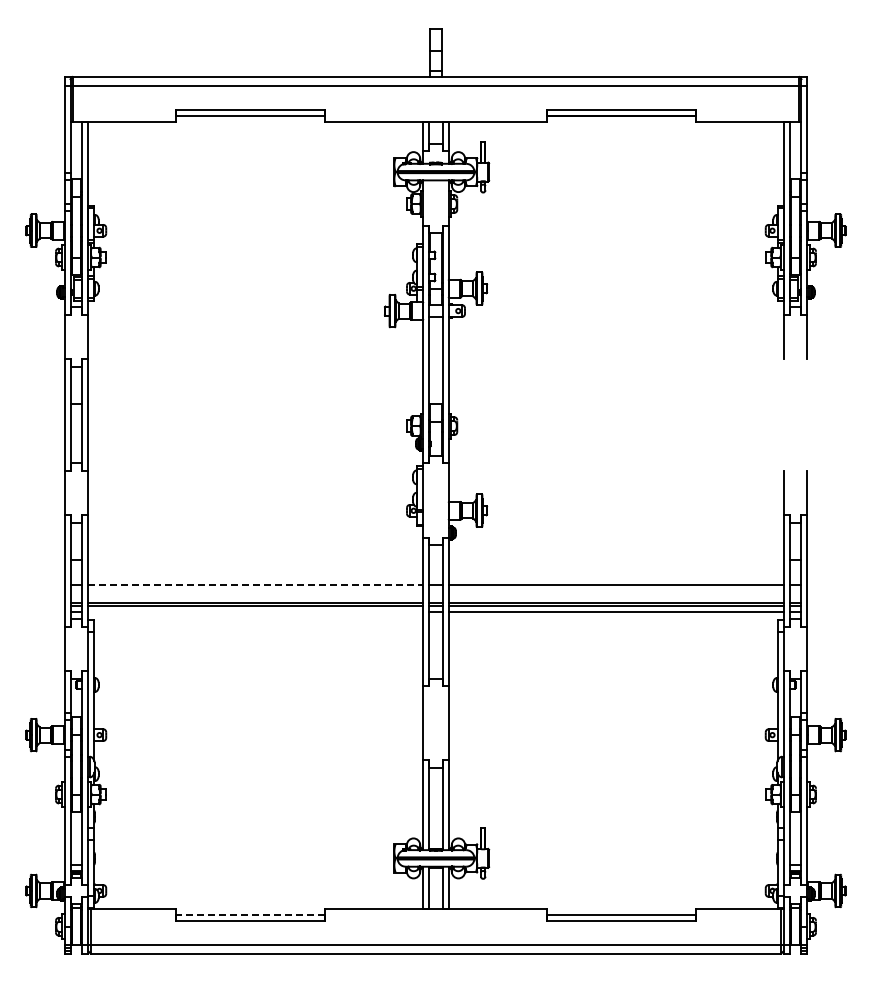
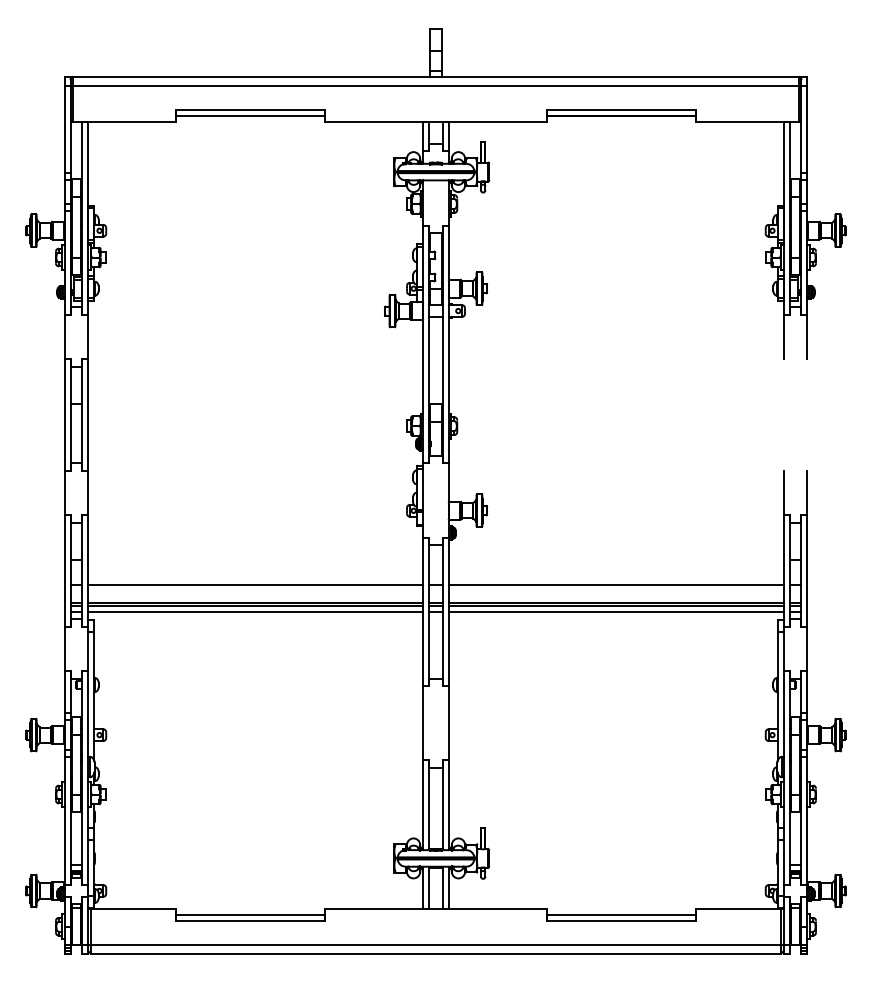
line: dashed -> solid (256, 585)
line: none -> present (255, 611)
line: dashed -> solid (249, 914)
